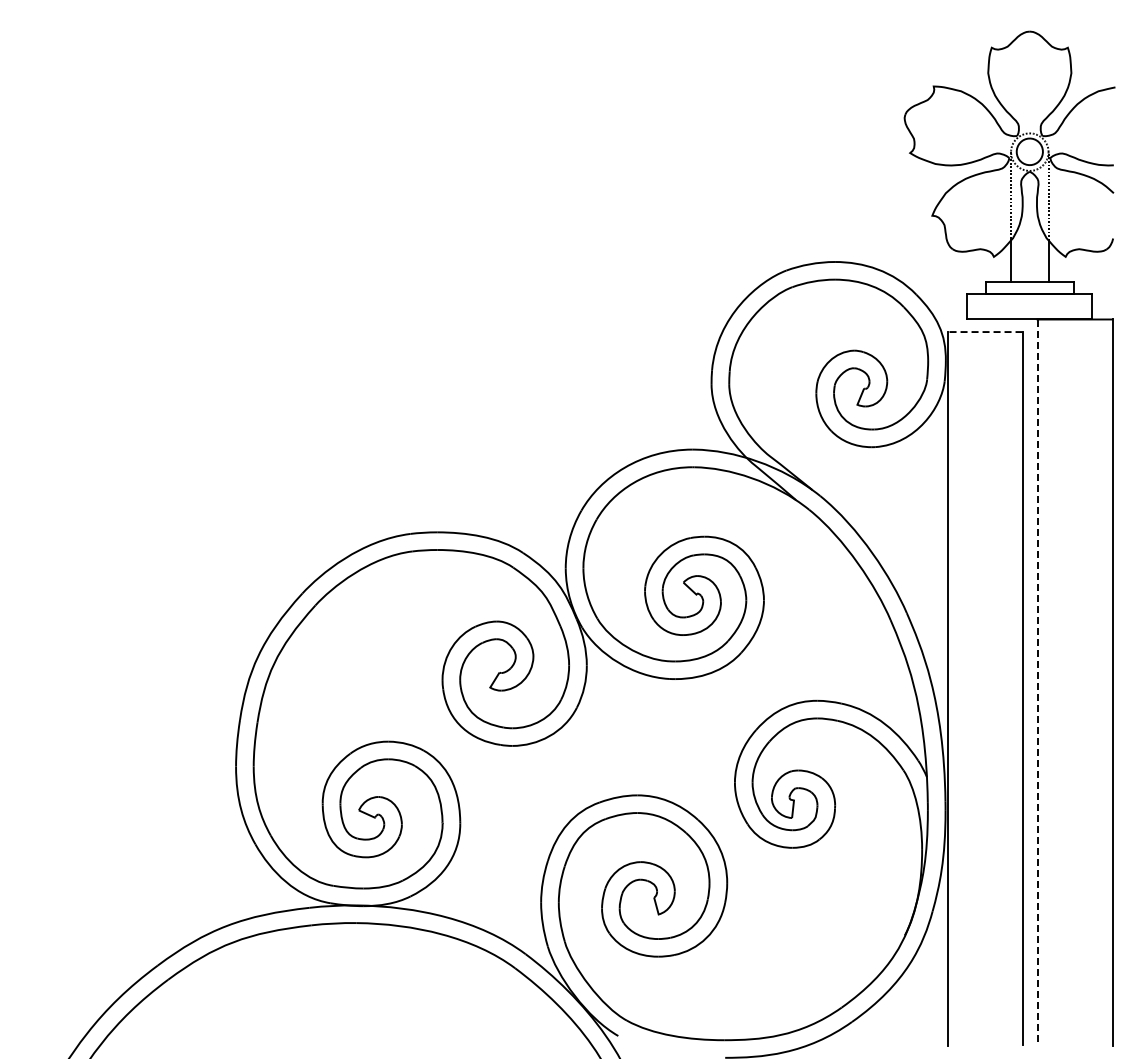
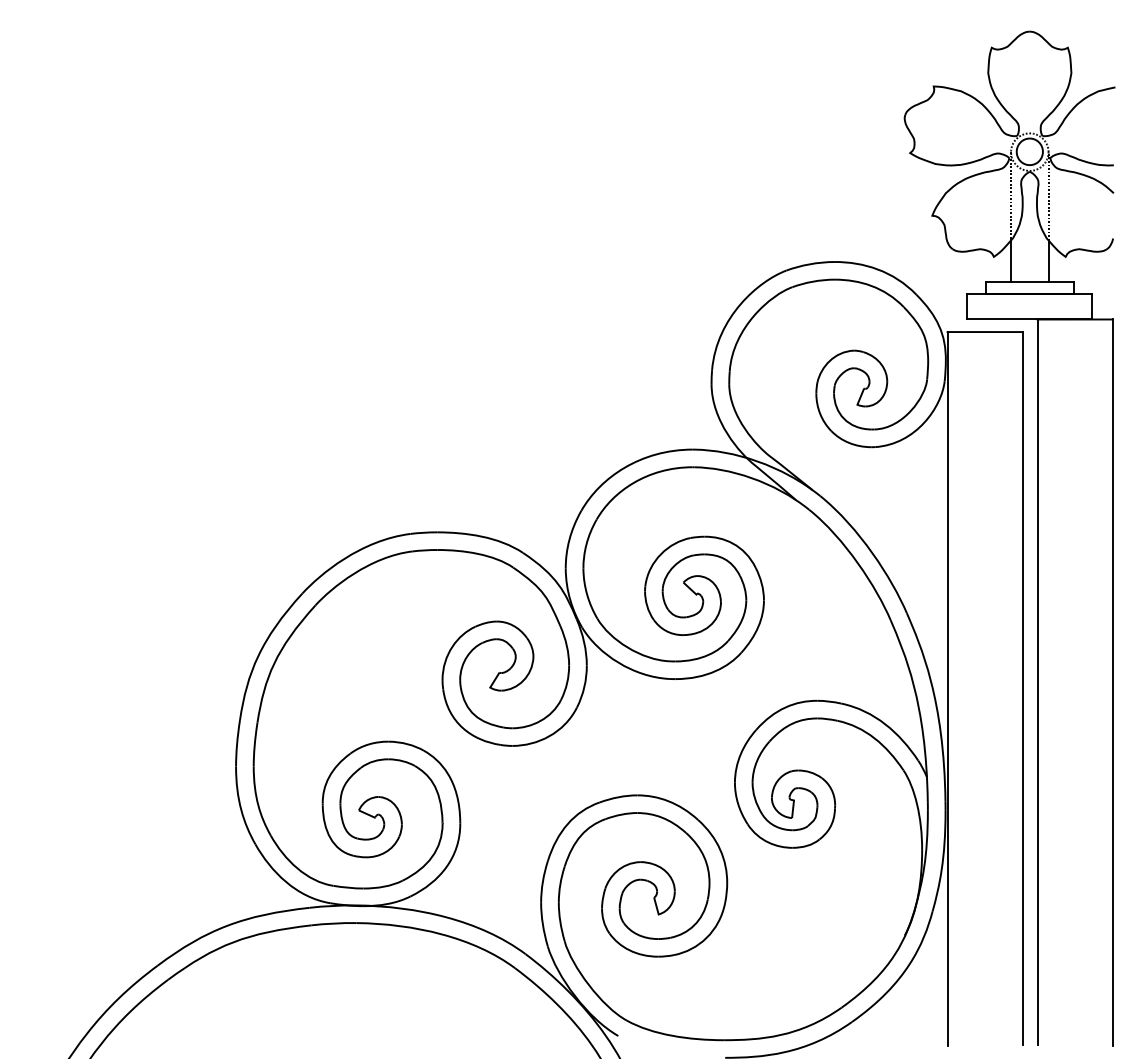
line: dashed -> solid (984, 332)
line: dashed -> solid (1037, 682)
